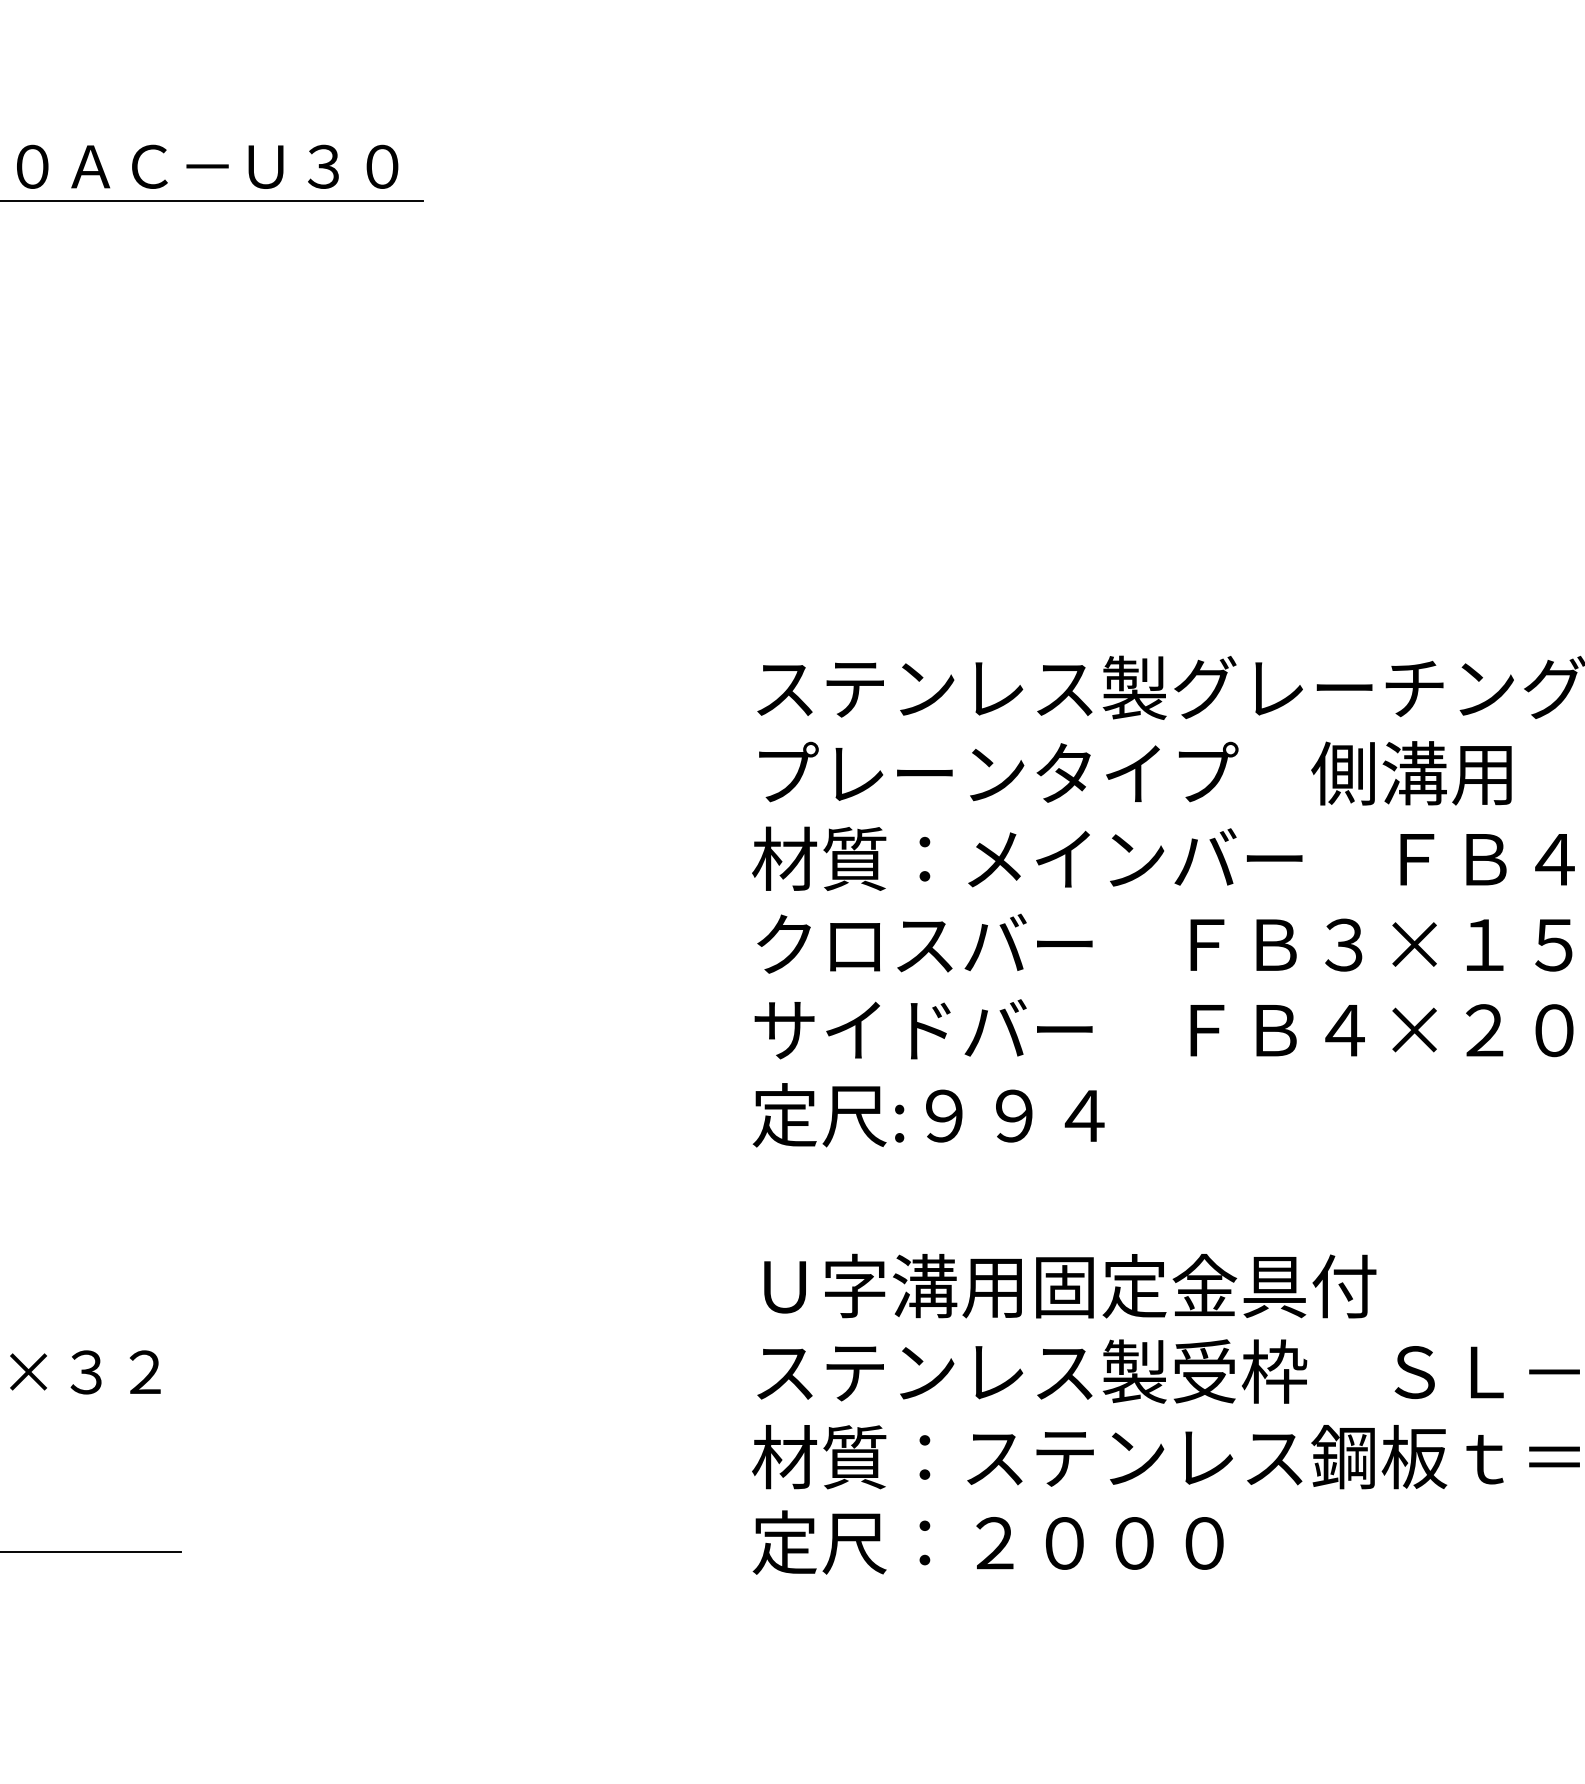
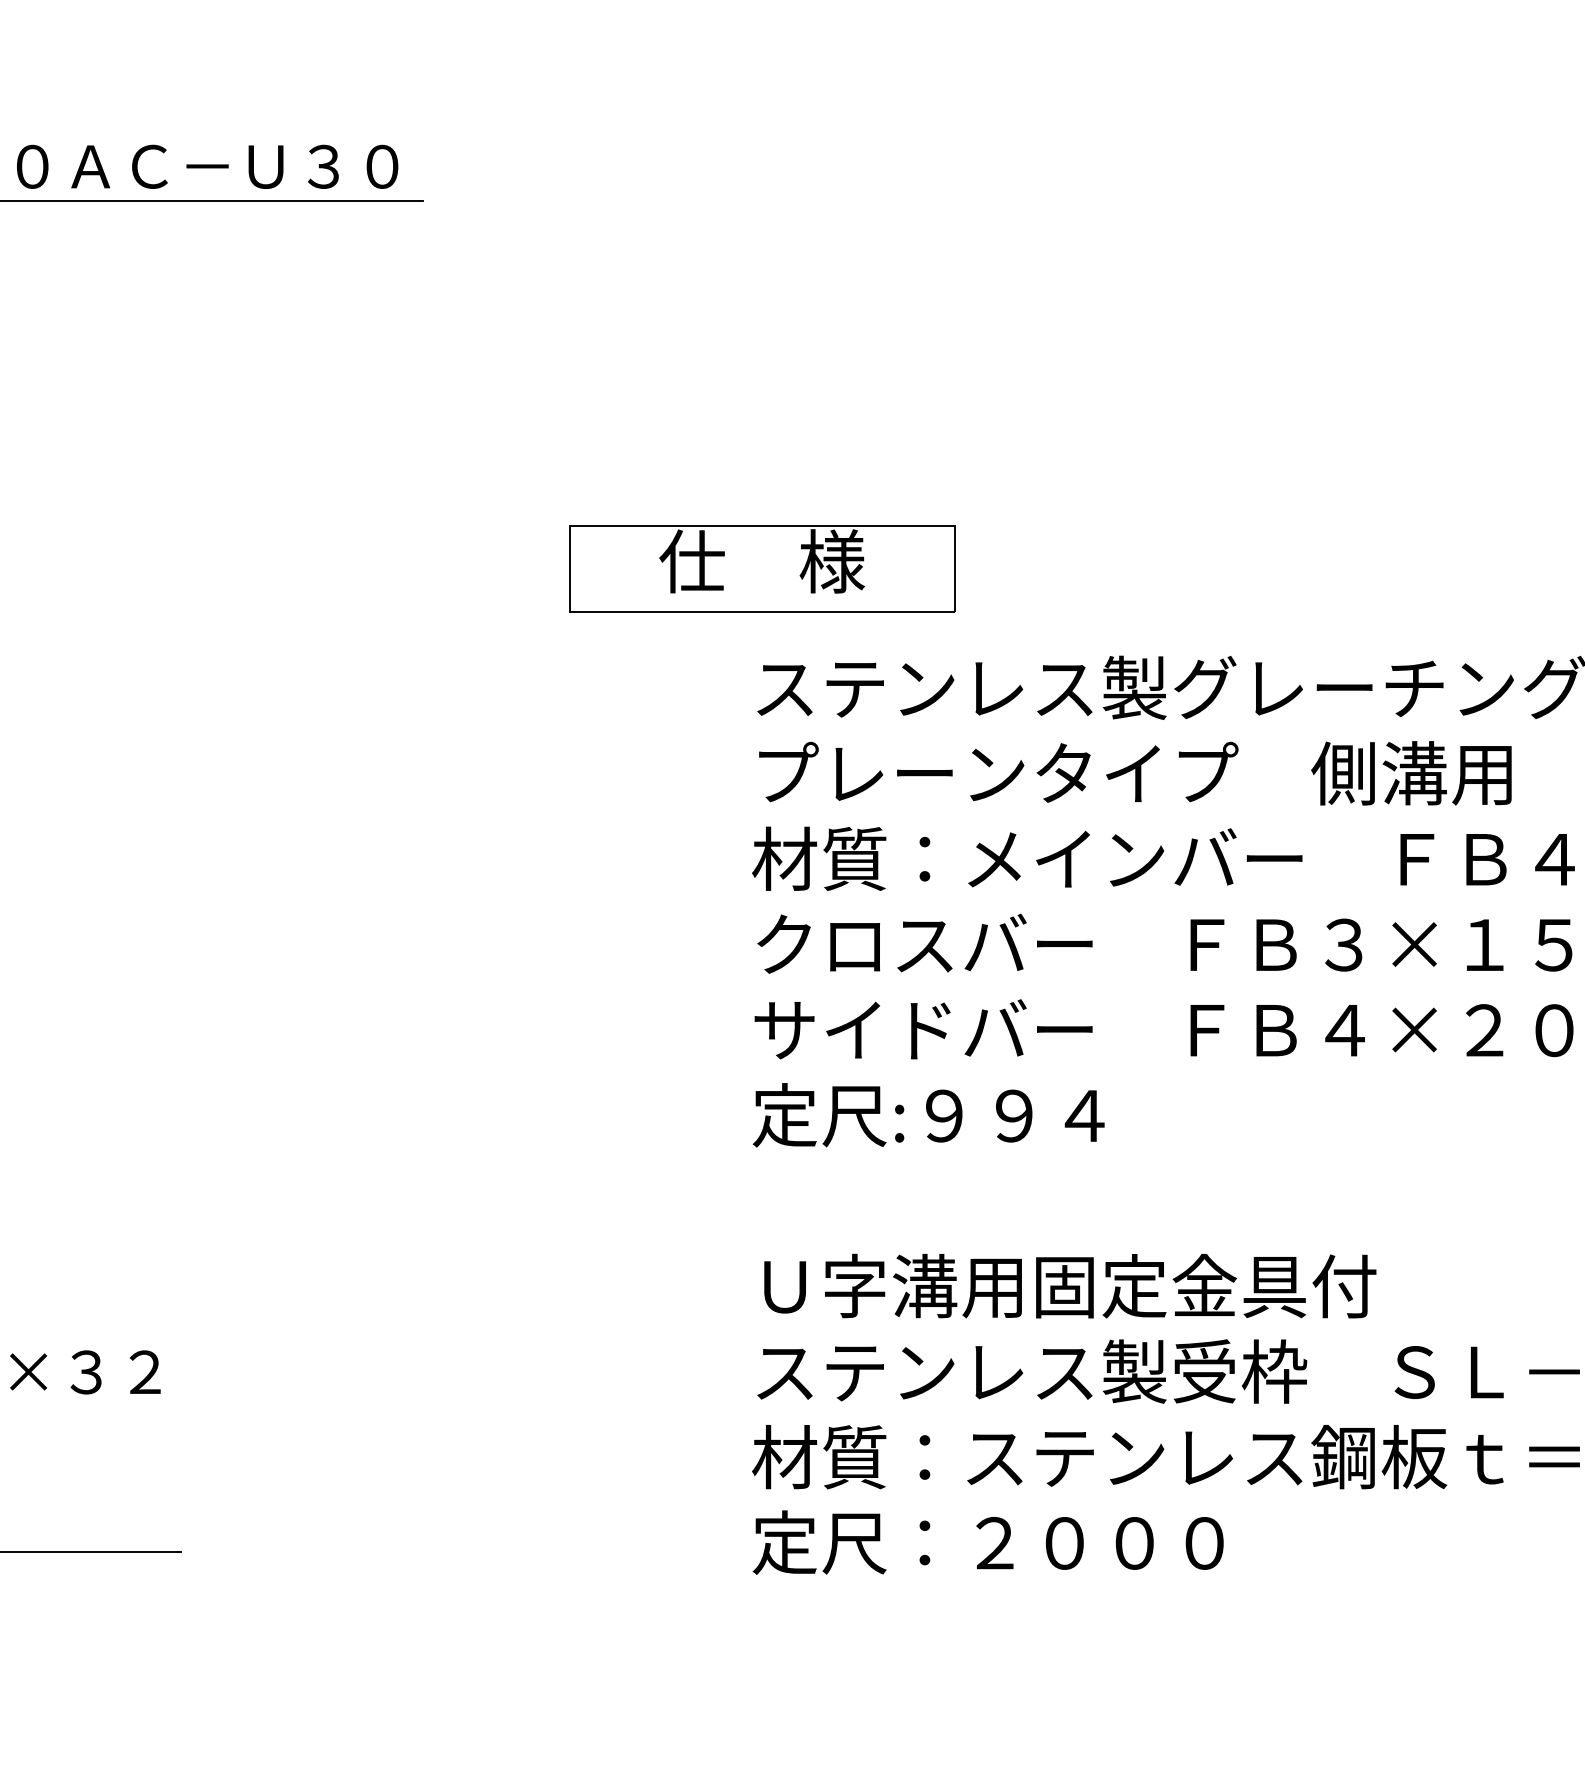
part: none -> present (762, 568)
